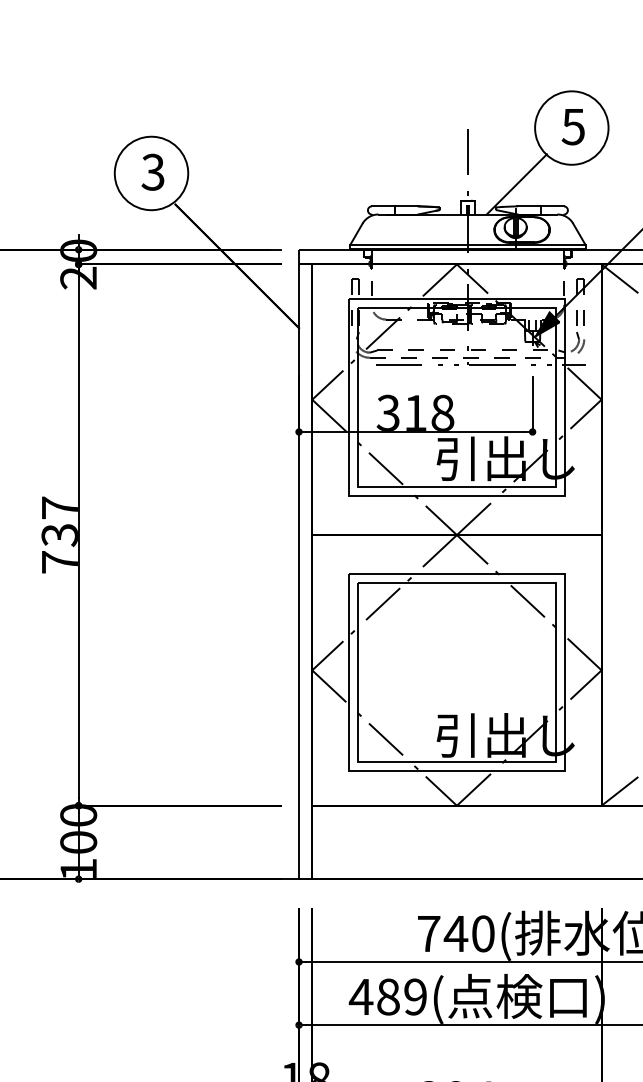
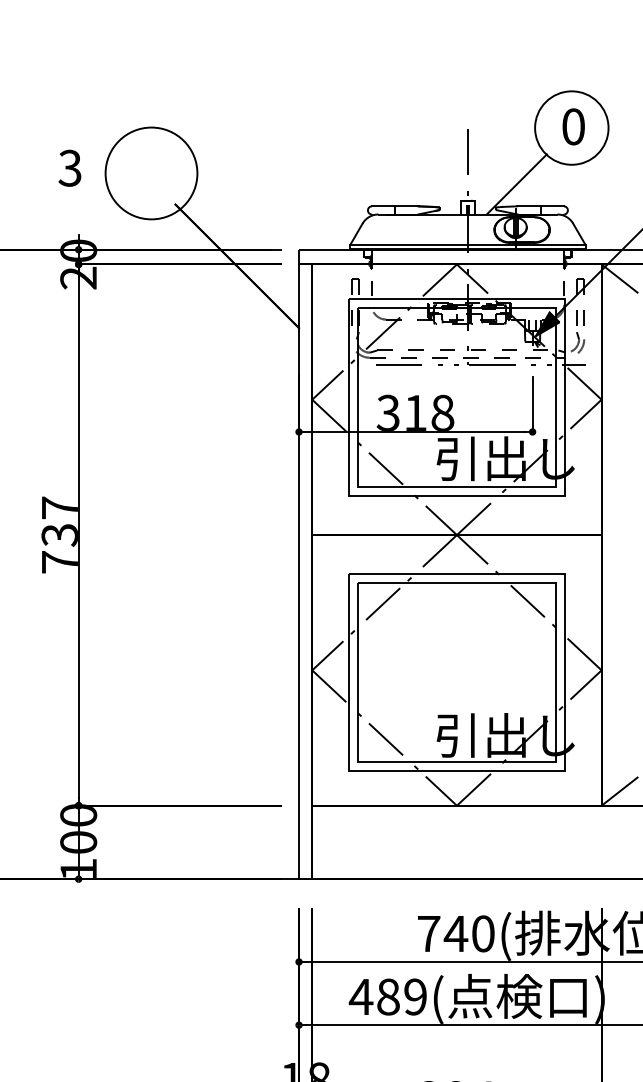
text: 5 -> 0 (572, 126)
text position: (152, 171) -> (69, 167) (69, 167)
circle diameter: 73 px -> 92 px (151, 173)
